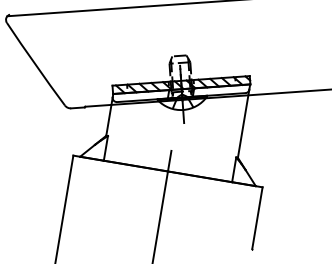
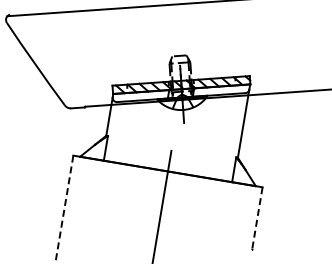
line: solid -> dashed (64, 209)
line: solid -> dashed (257, 218)
